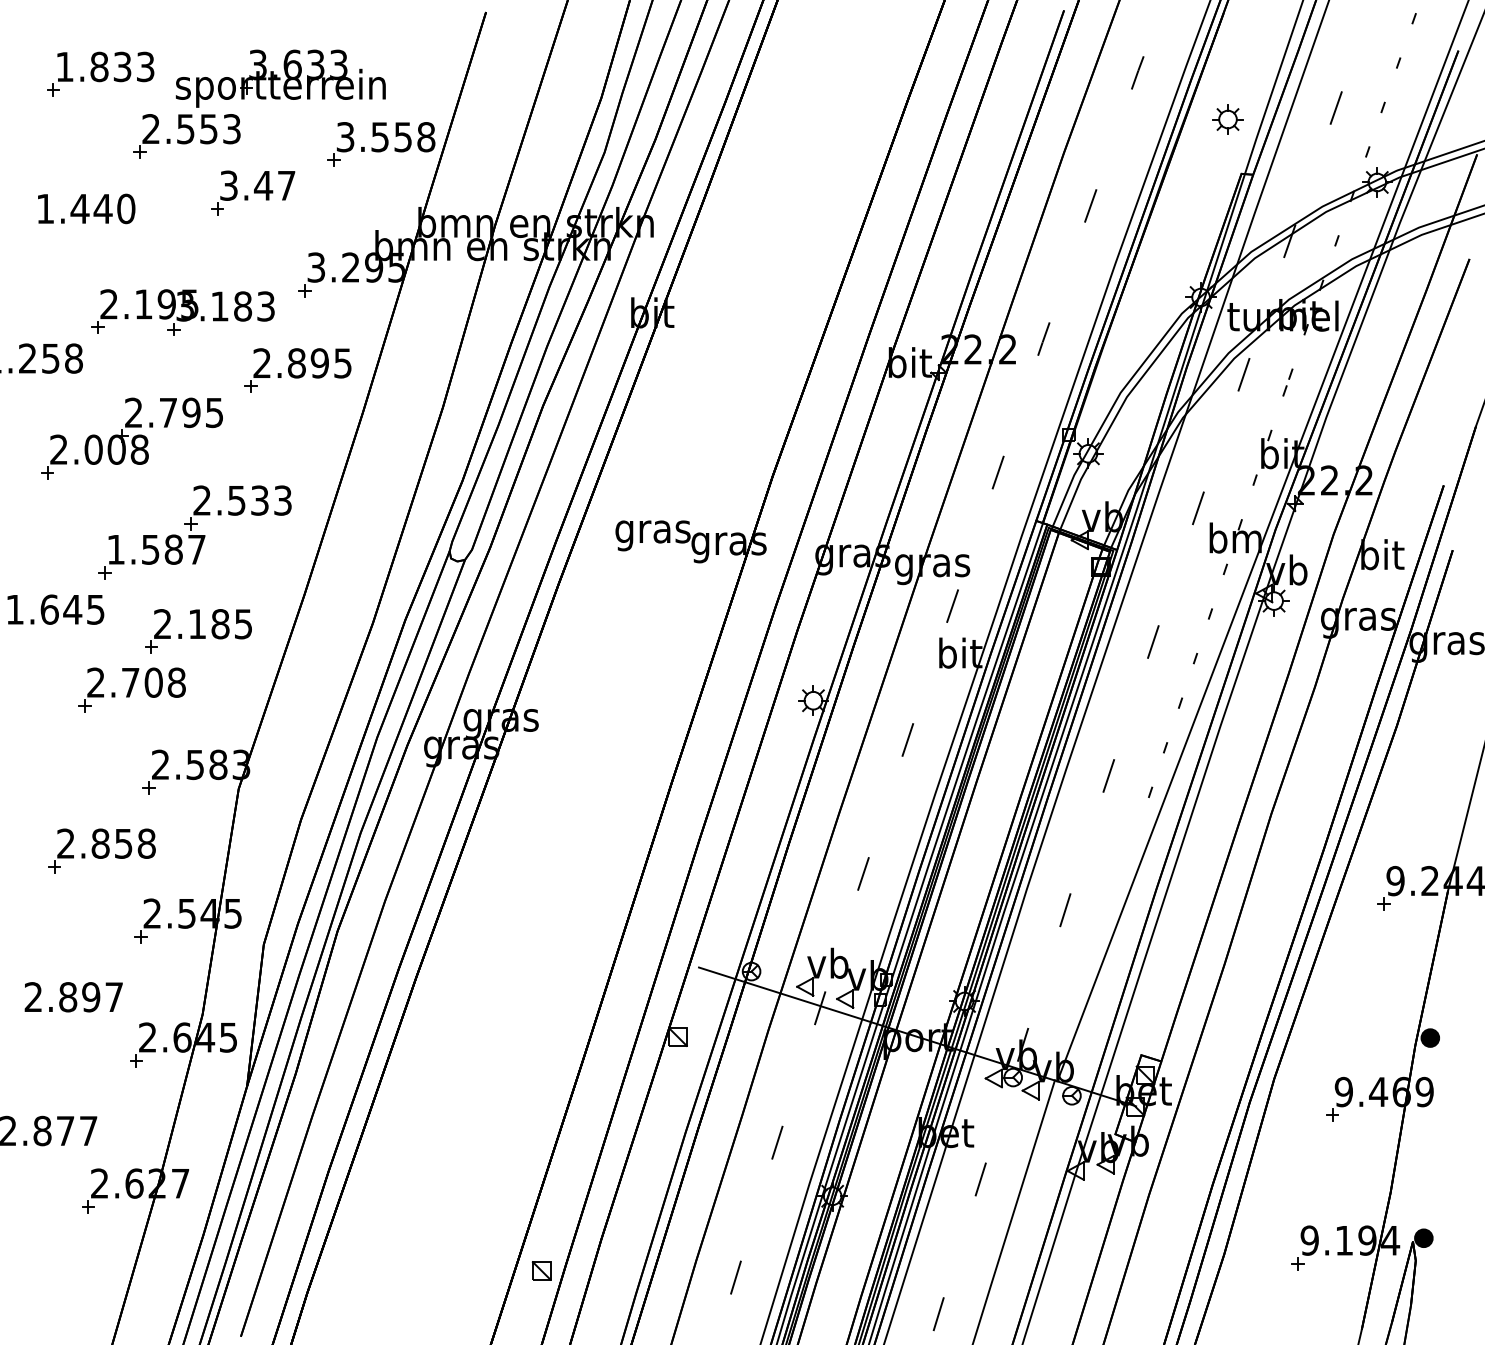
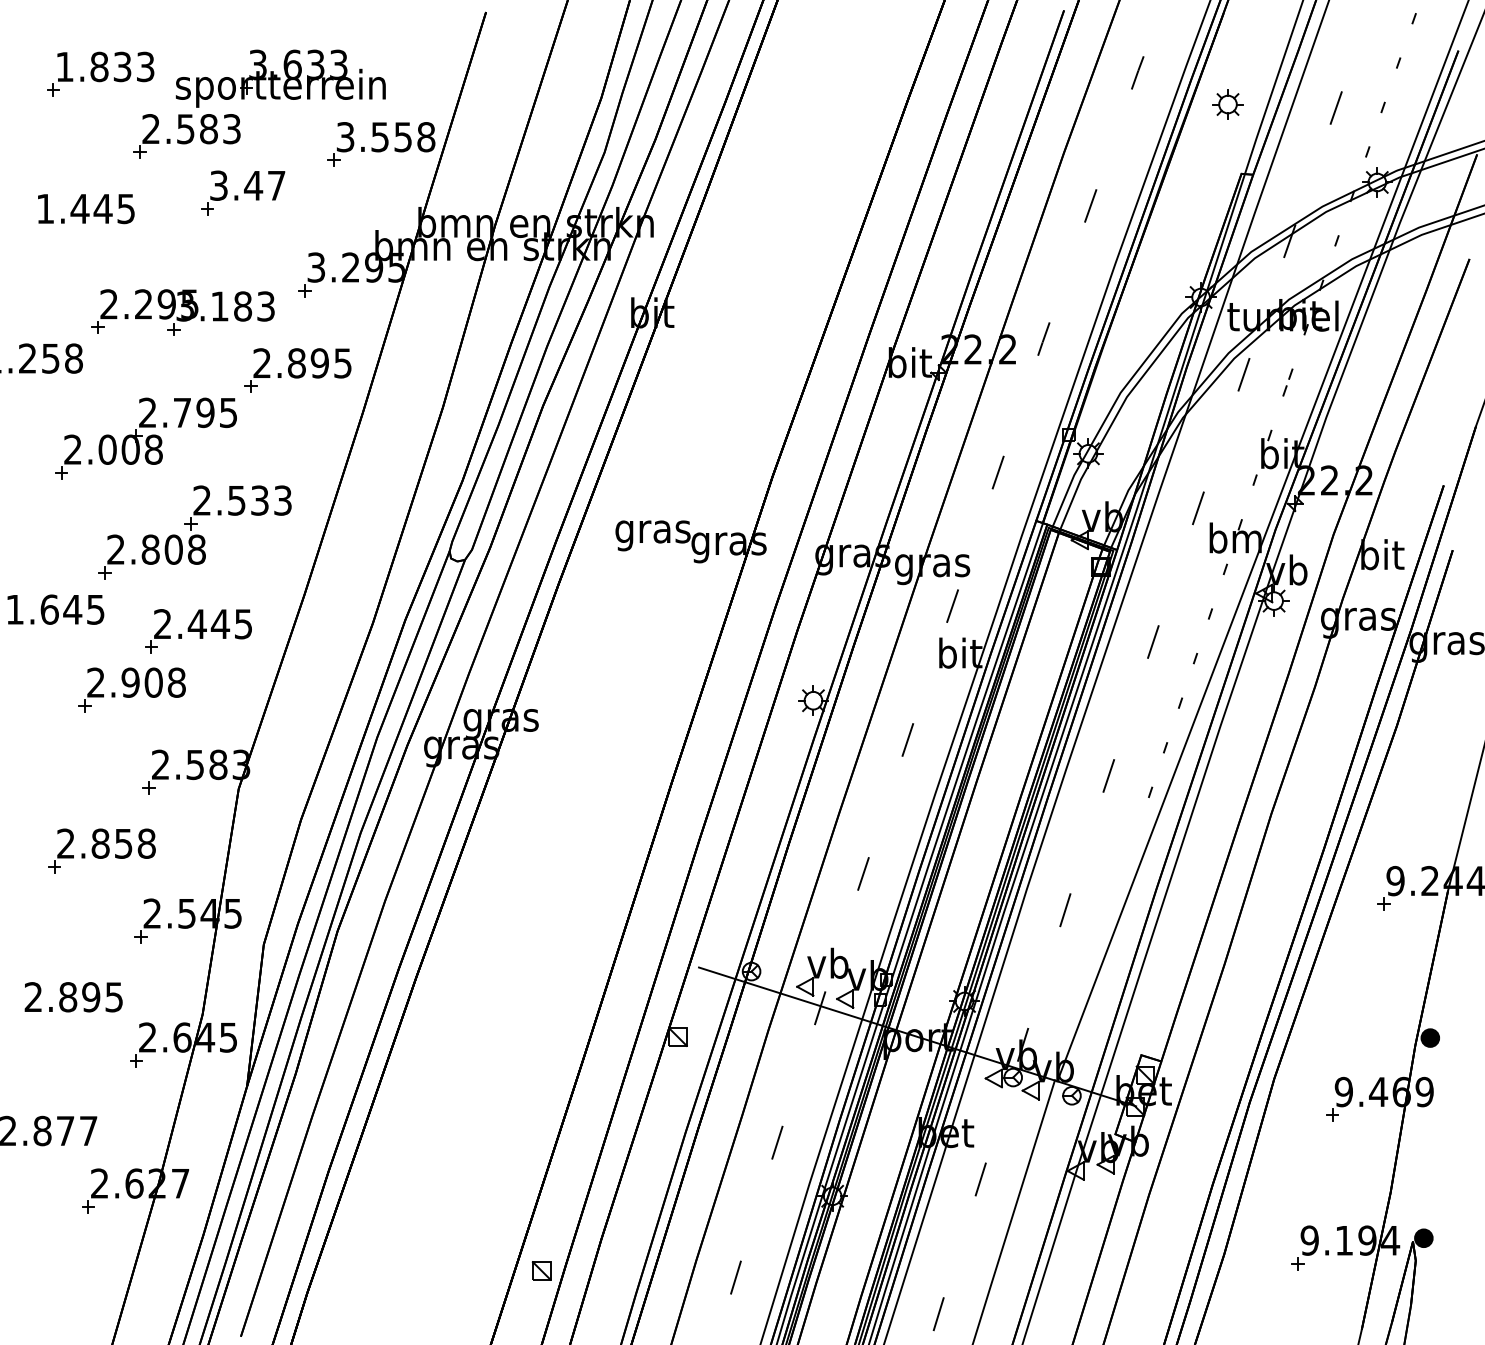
part position: (1227, 119) -> (1227, 104) (1227, 104)
text: 2.553 -> 2.583 (208, 129)
part position: (253, 192) -> (243, 192) (243, 192)
text: 1.440 -> 1.445 (126, 208)
text: 2.195 -> 2.295 (143, 304)
part position: (131, 438) -> (145, 438) (145, 438)
text: 1.587 -> 2.808 (156, 549)
text: 2.185 -> 2.445 (208, 624)
text: 2.708 -> 2.908 (130, 682)
text: 2.897 -> 2.895 (113, 997)
